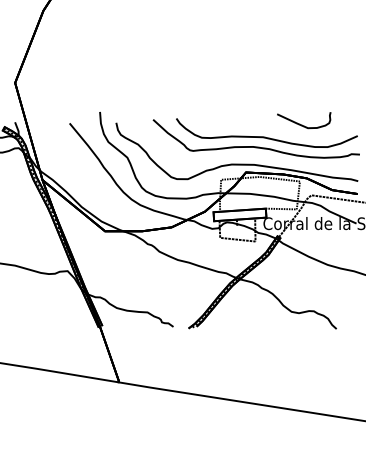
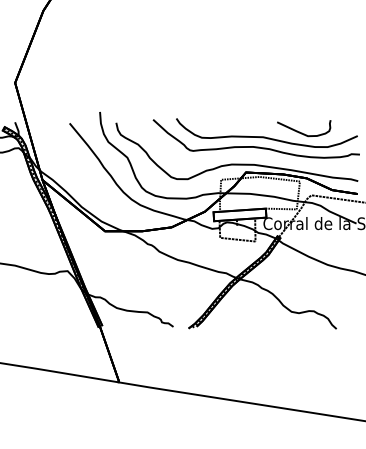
curve position: (302, 124) -> (302, 132) (302, 132)
